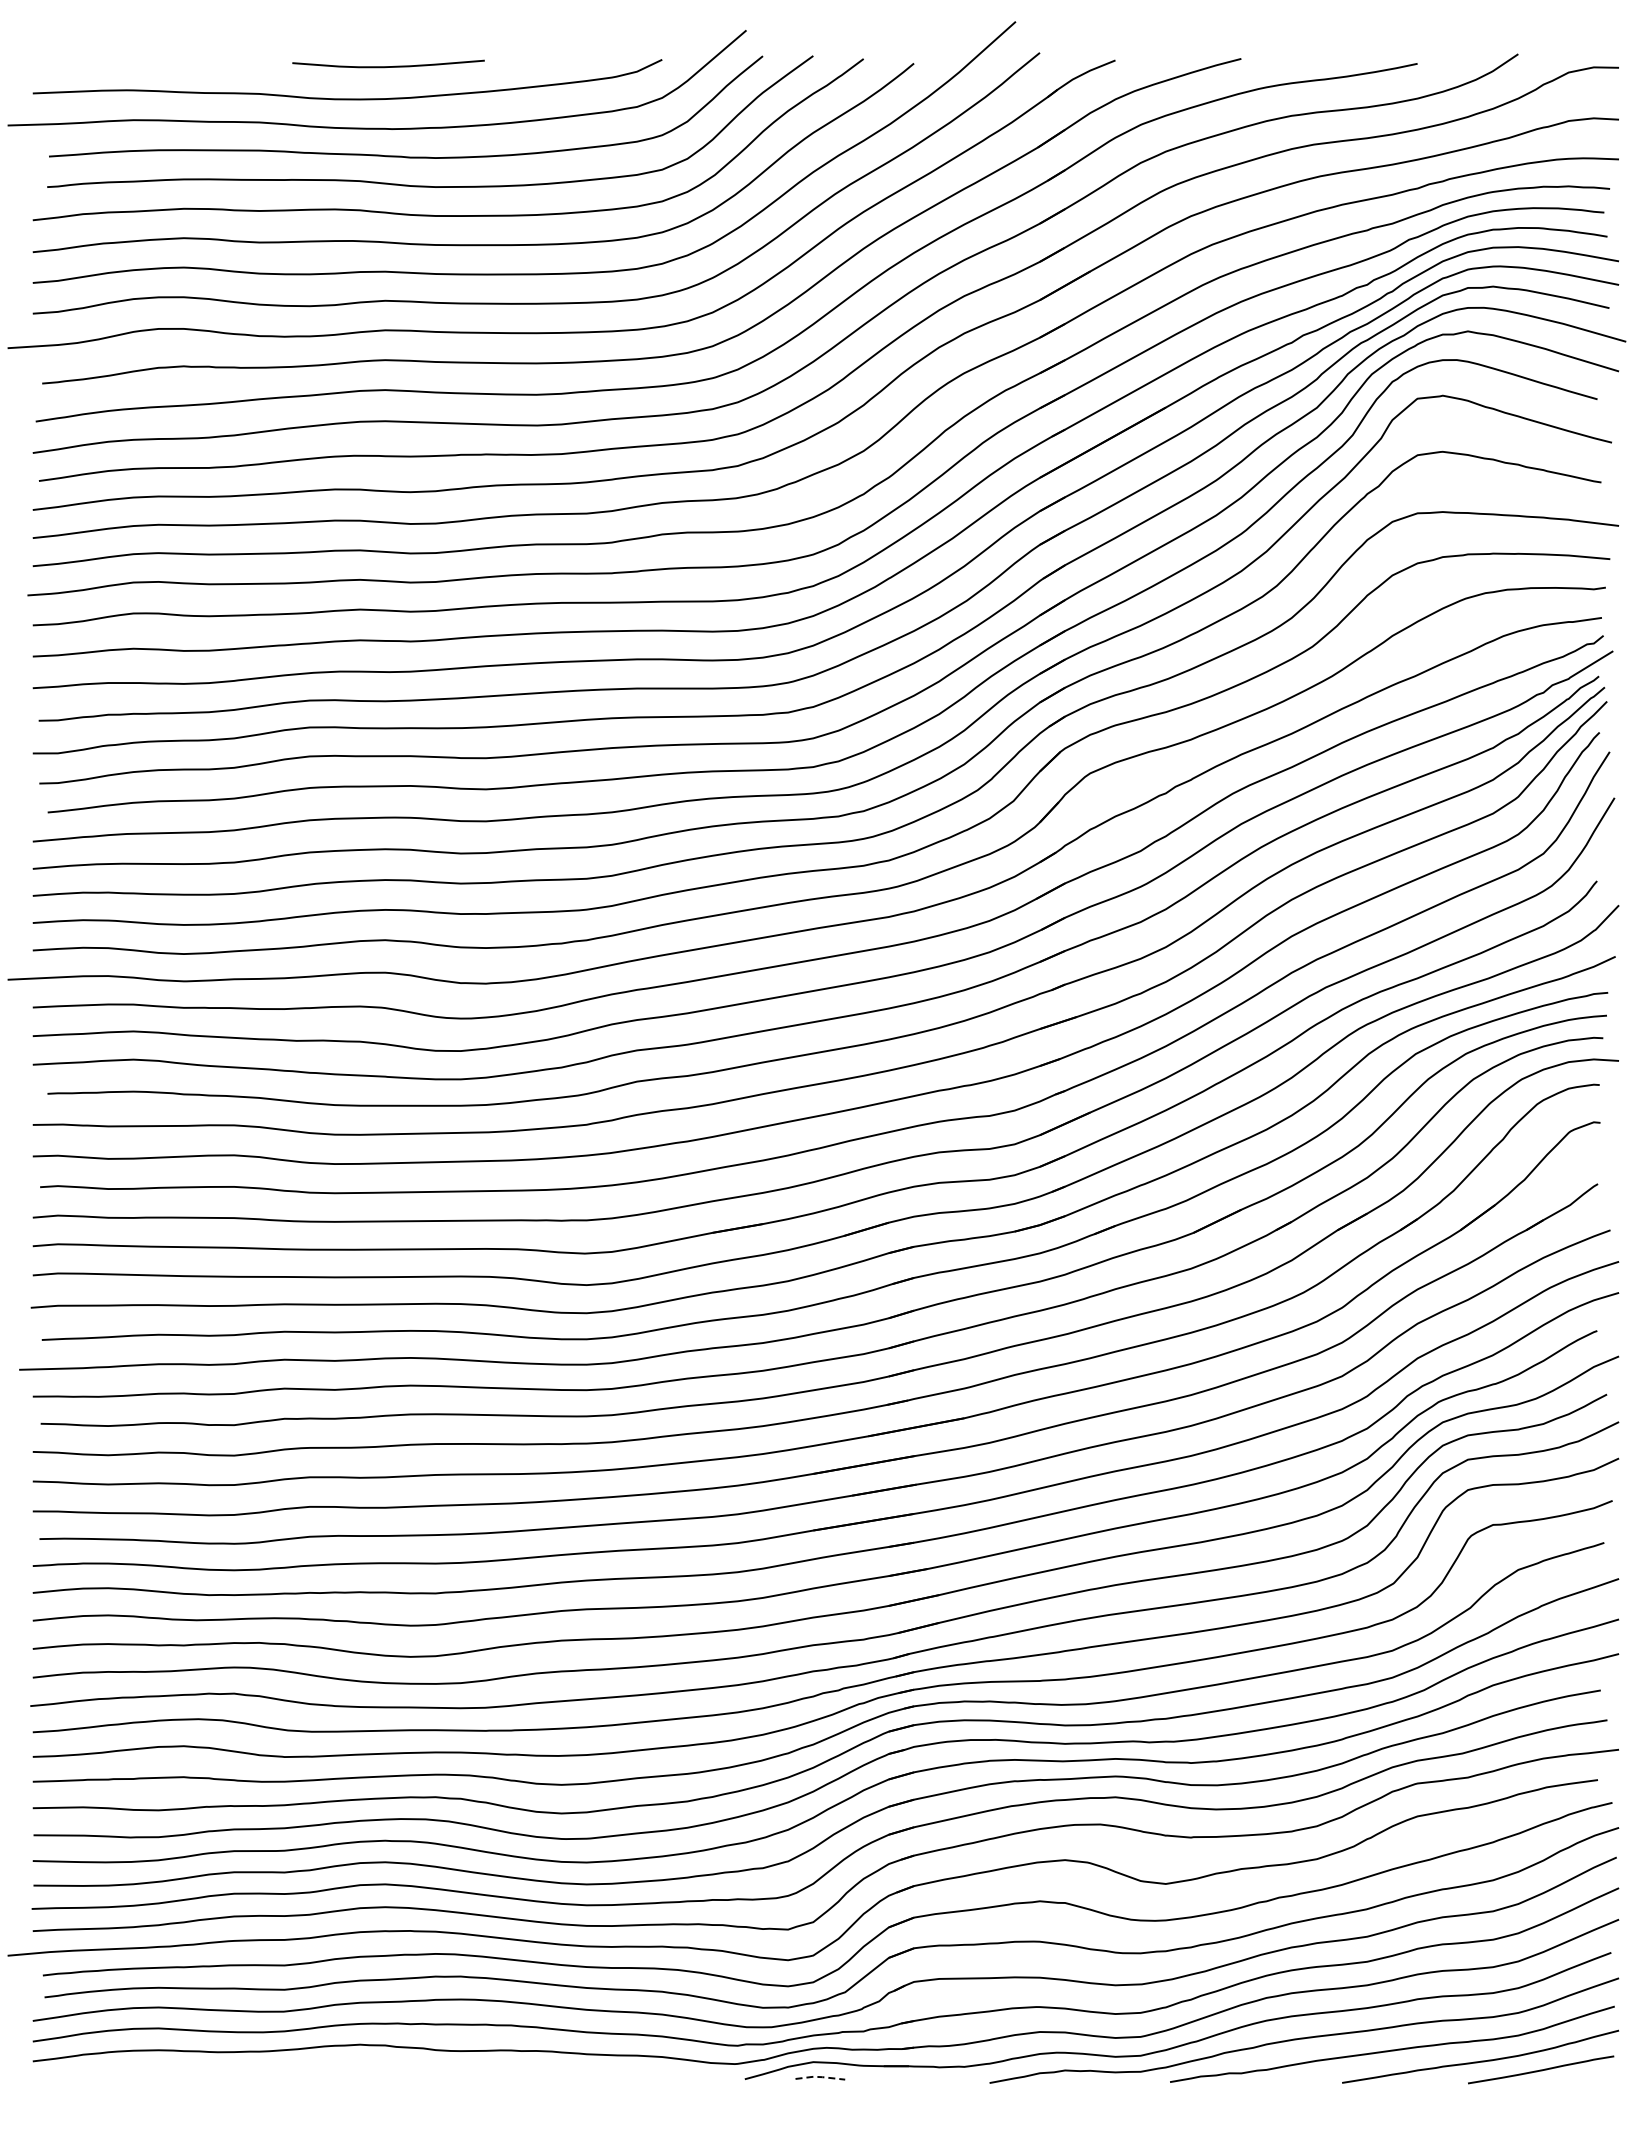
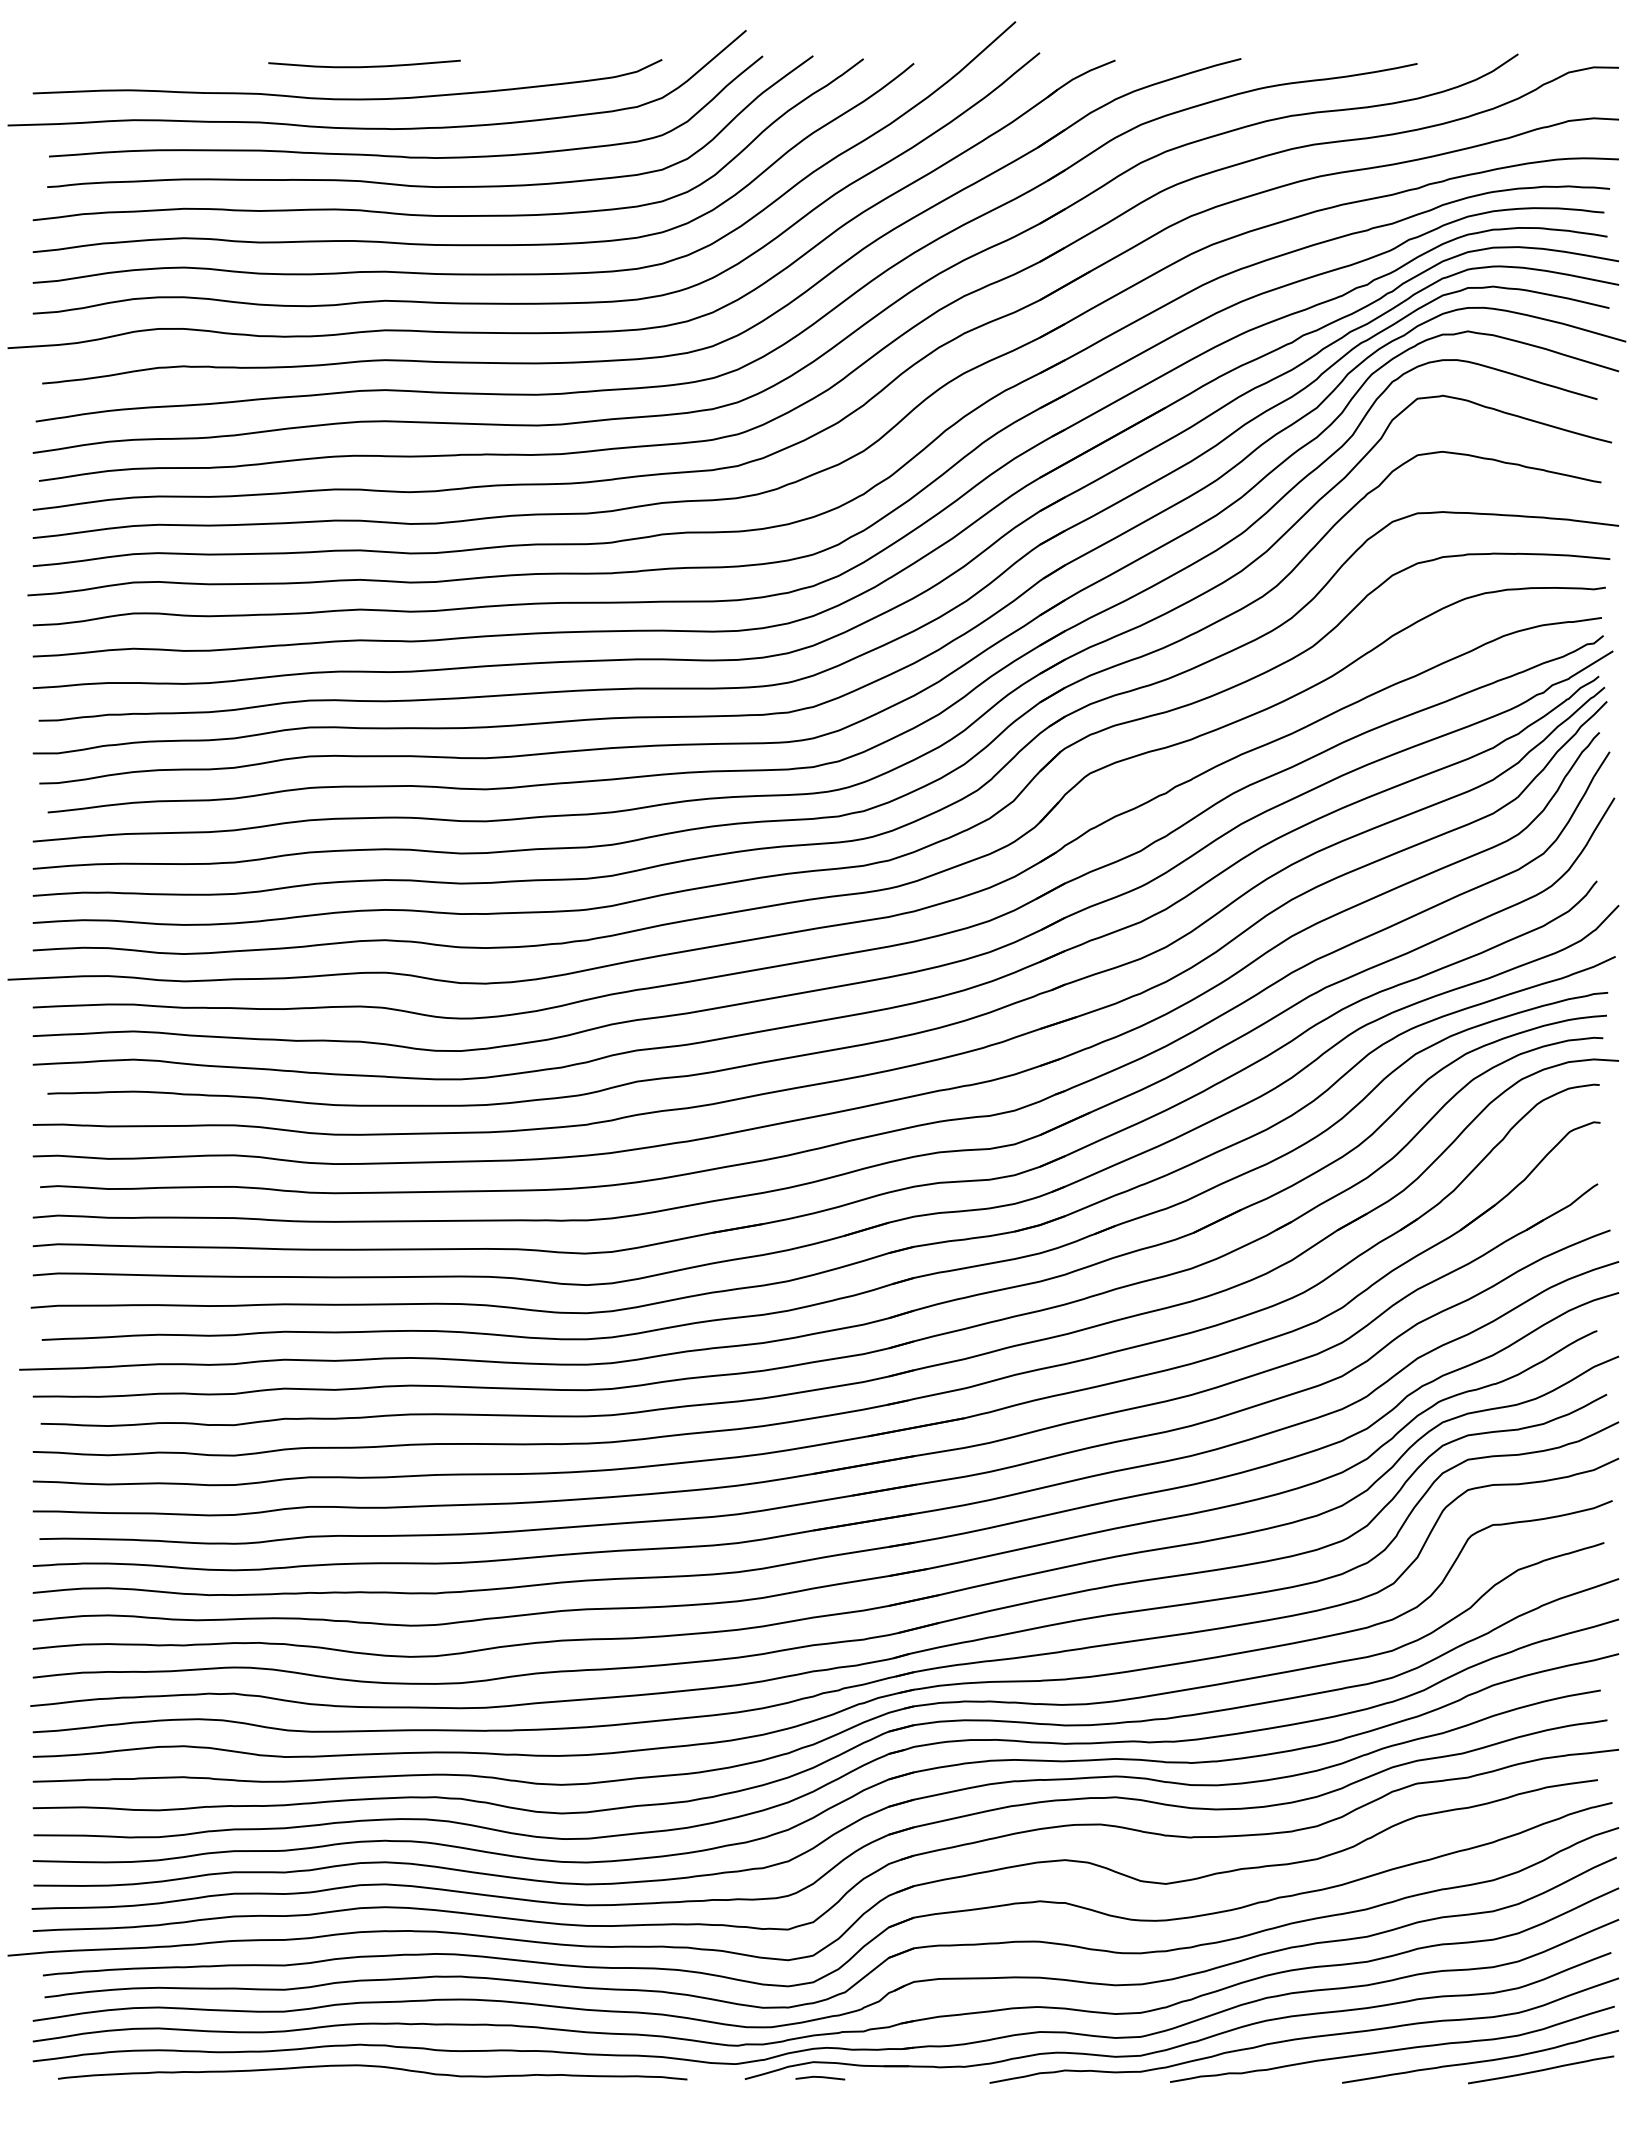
curve position: (388, 66) -> (364, 66) (364, 66)
curve: none -> present (373, 2067)
line: dashed -> solid (820, 2077)
